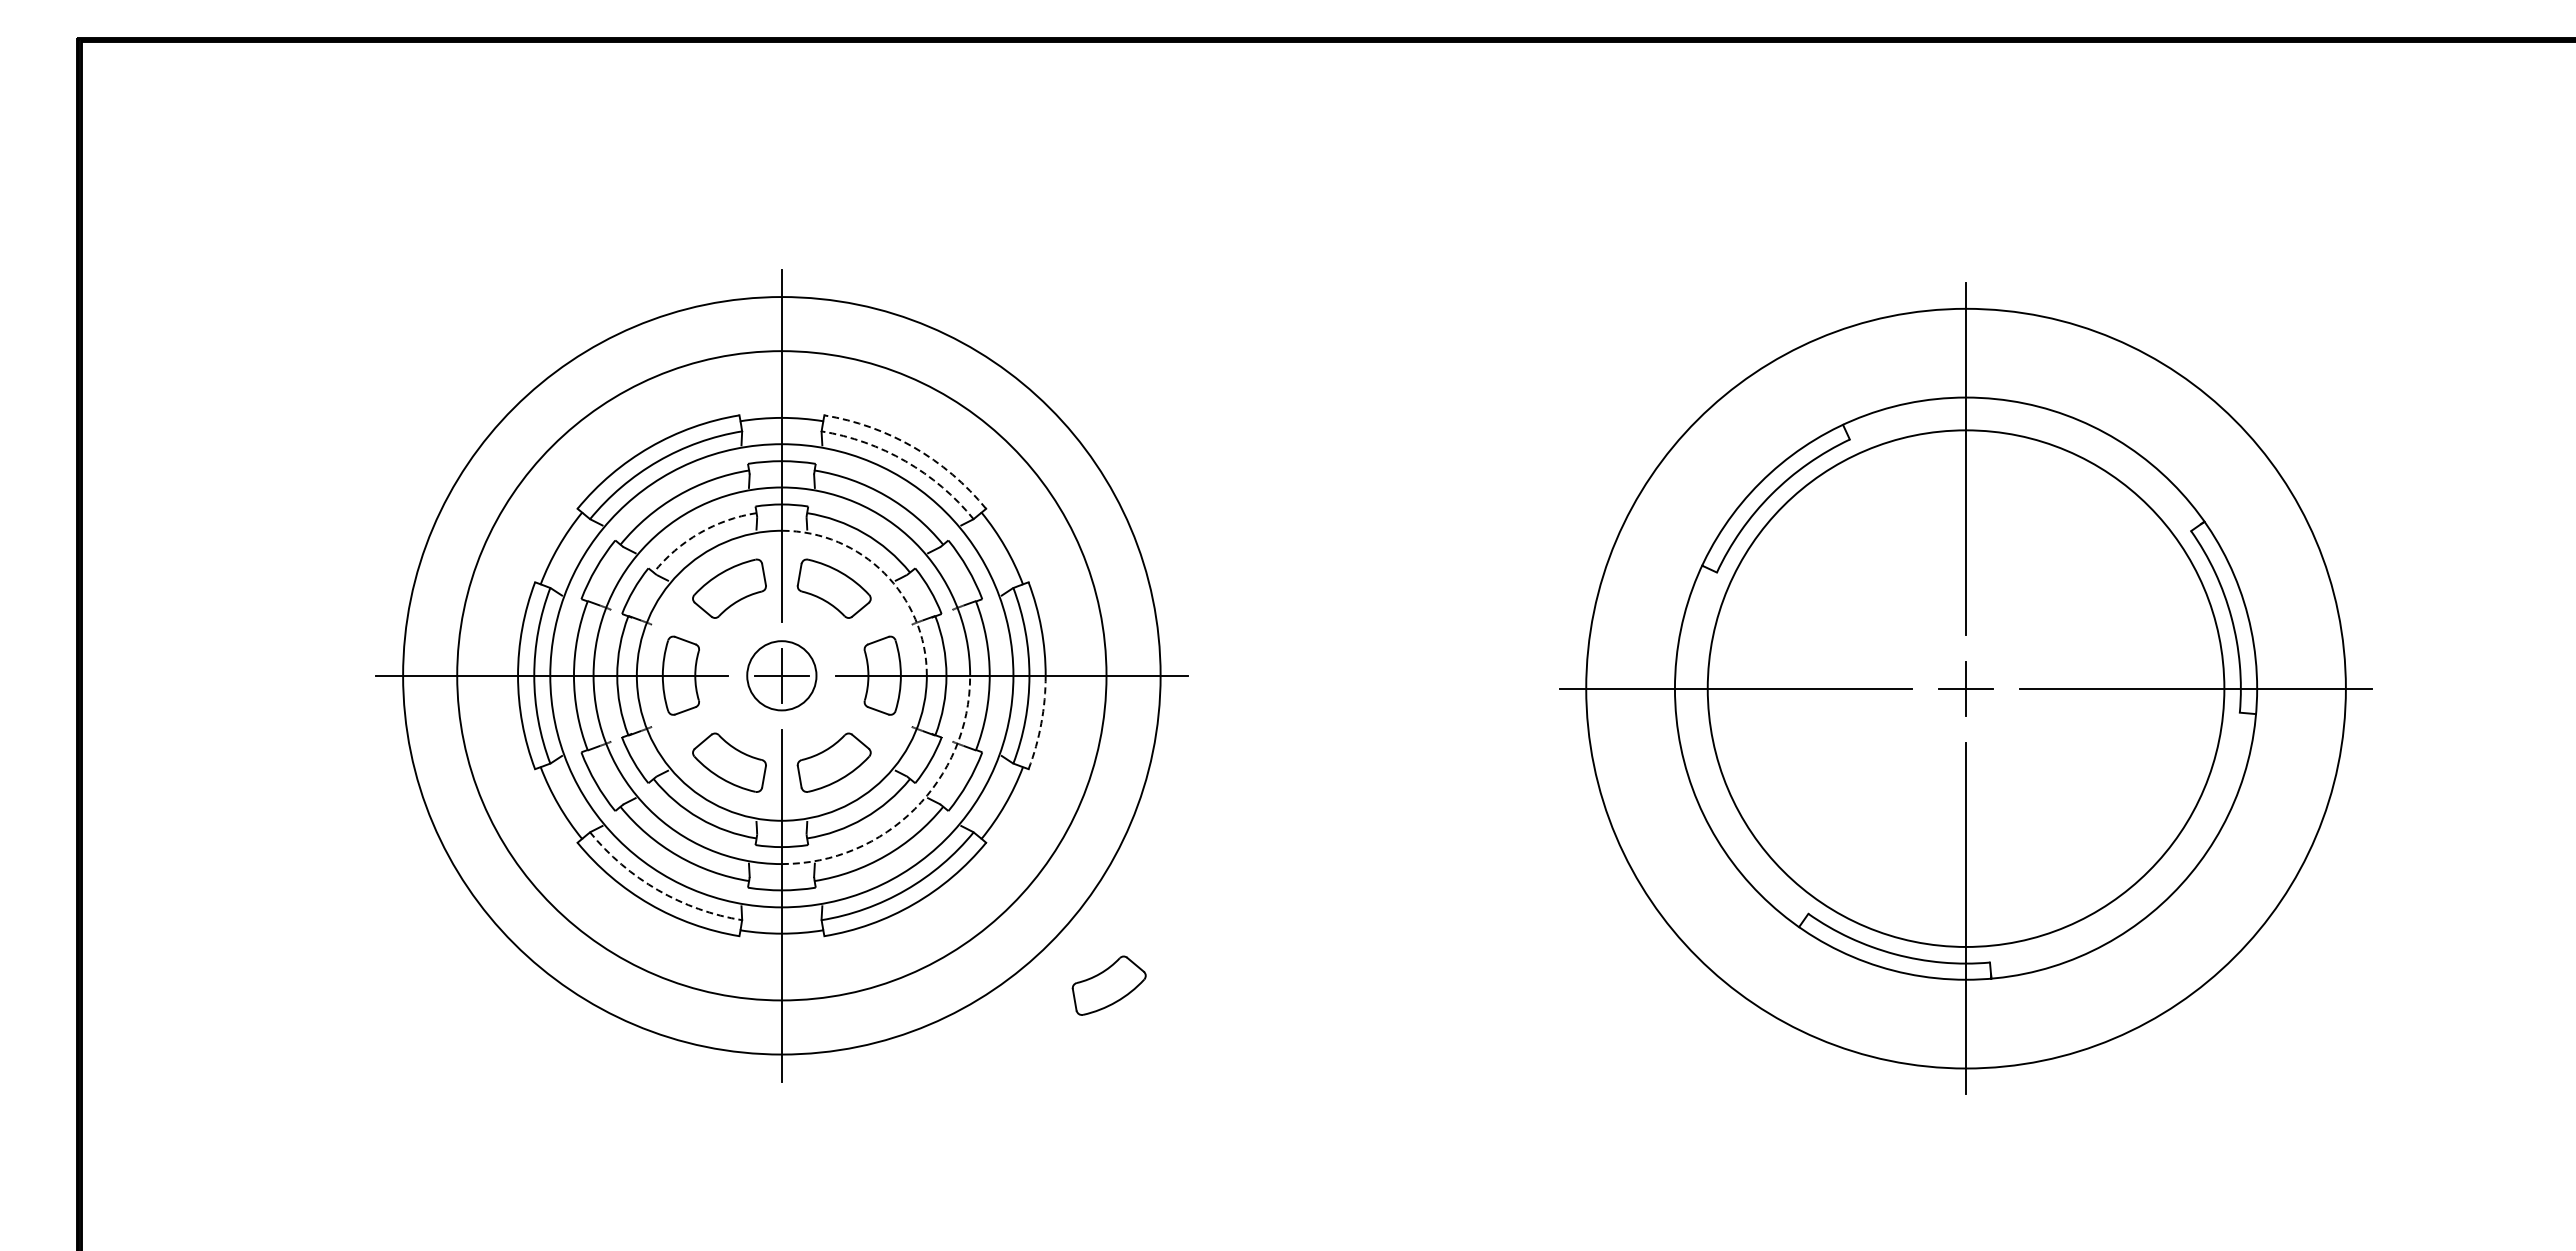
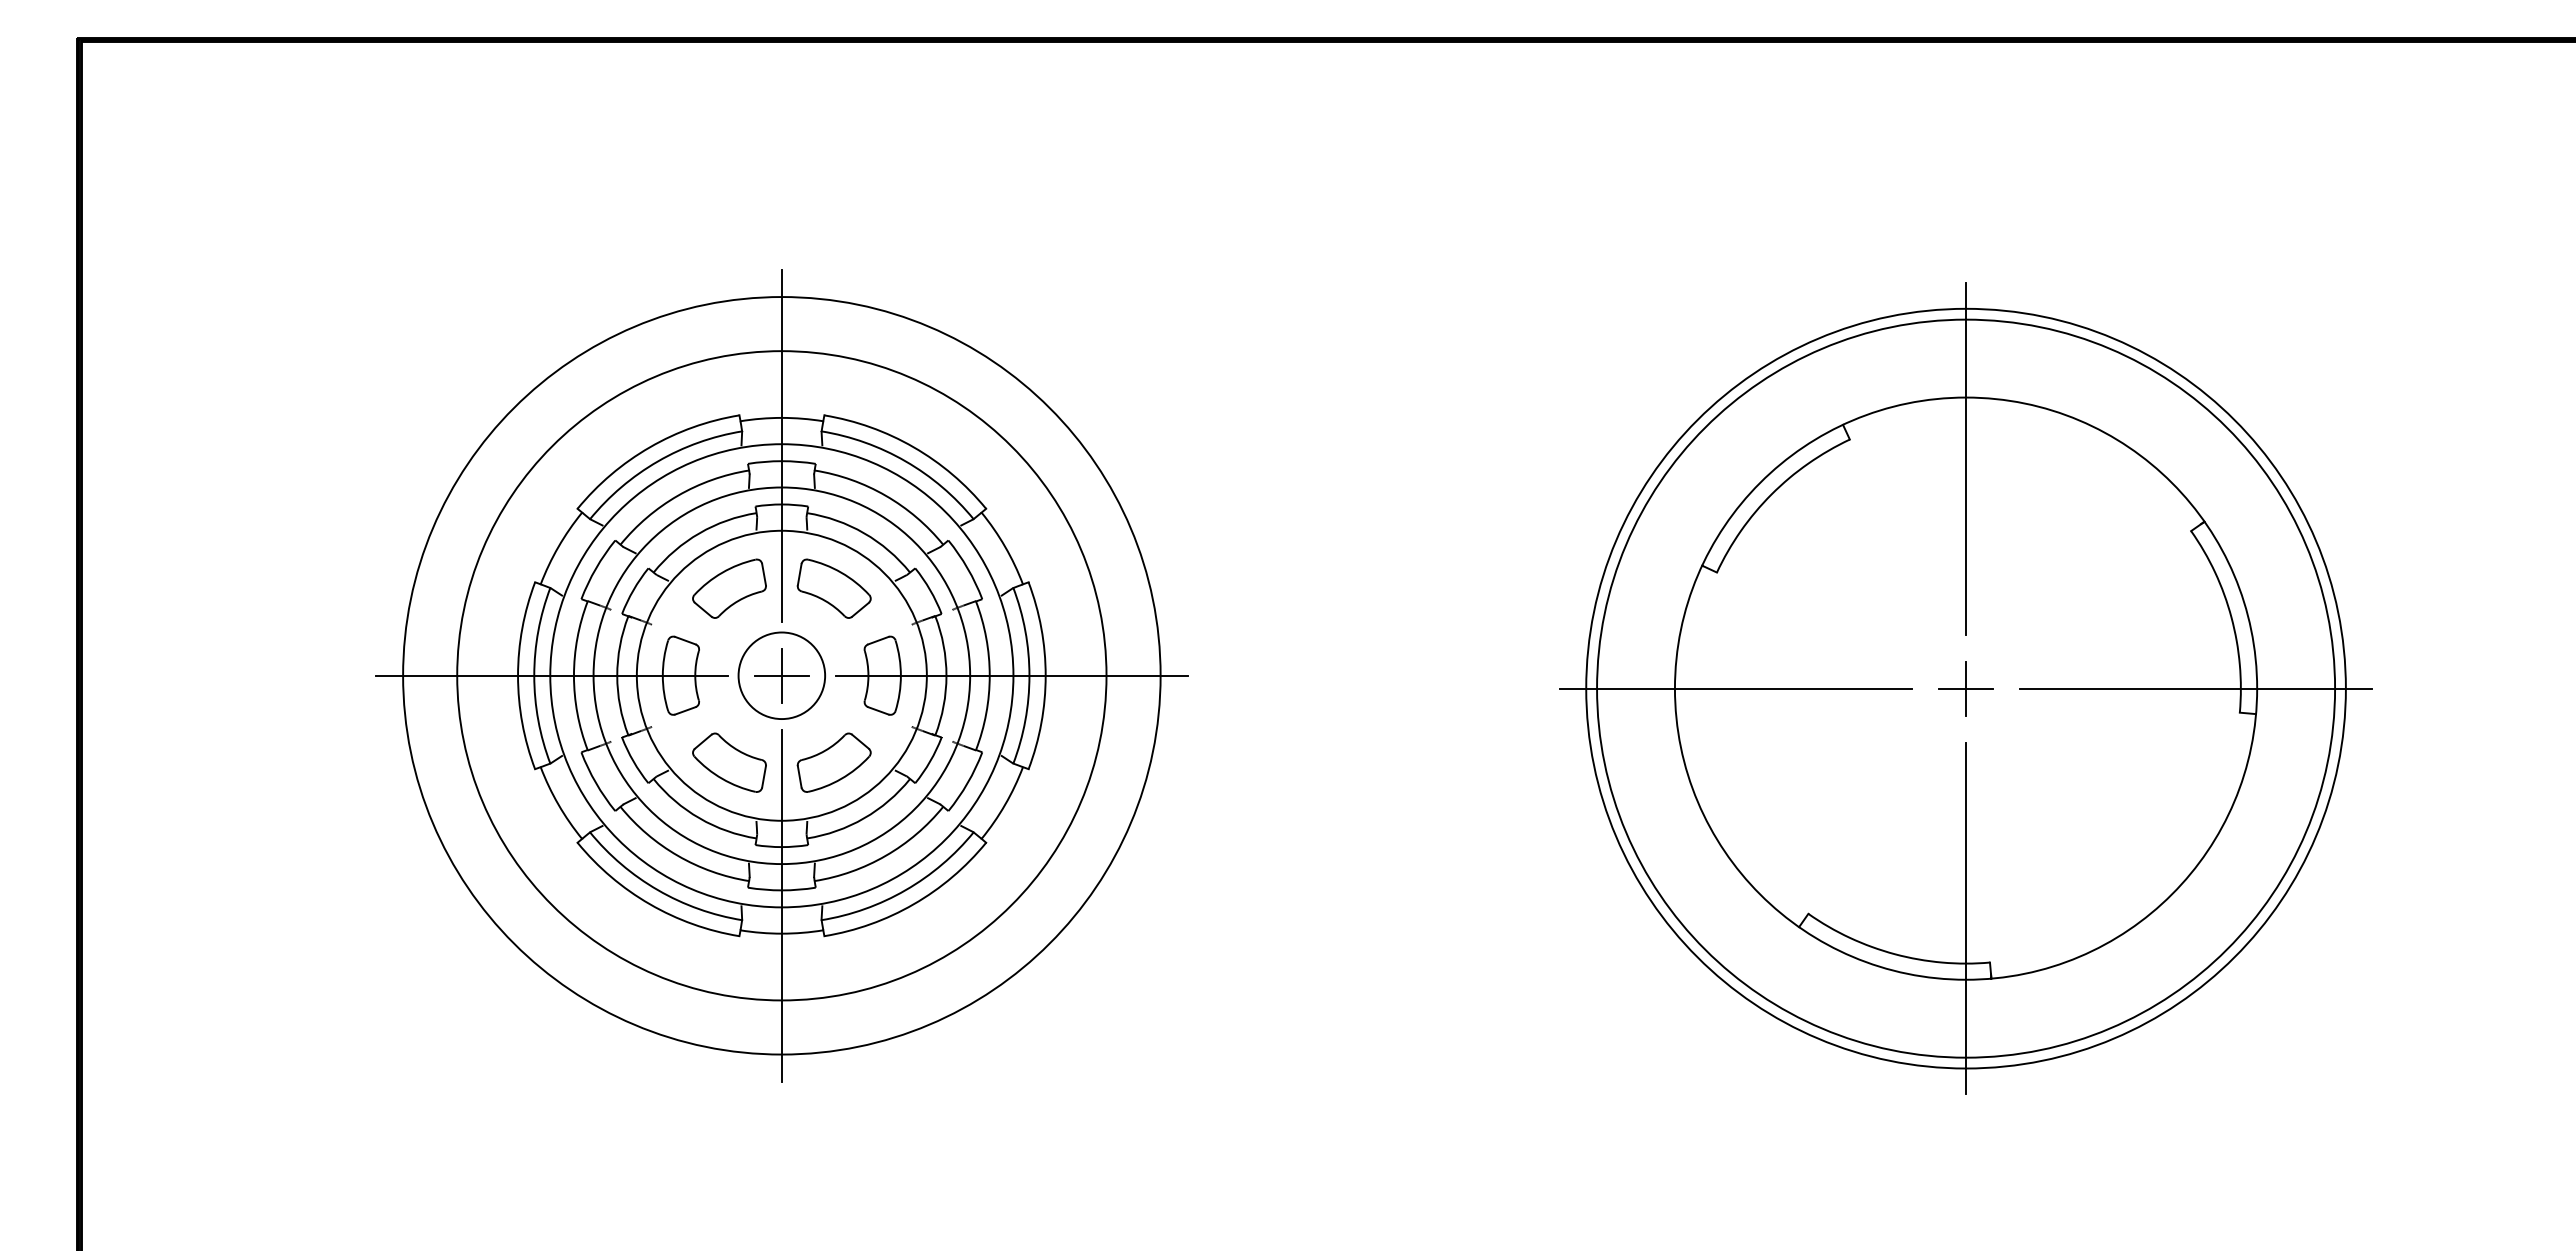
arc: dashed -> solid (913, 447)
arc: dashed -> solid (905, 461)
arc: dashed -> solid (699, 533)
arc: dashed -> solid (884, 573)
circle diameter: 69 px -> 87 px (781, 675)
circle diameter: 517 px -> 738 px (1966, 688)
arc: dashed -> solid (1041, 723)
arc: dashed -> solid (915, 808)
arc: dashed -> solid (658, 890)
part: present -> none (1108, 985)
